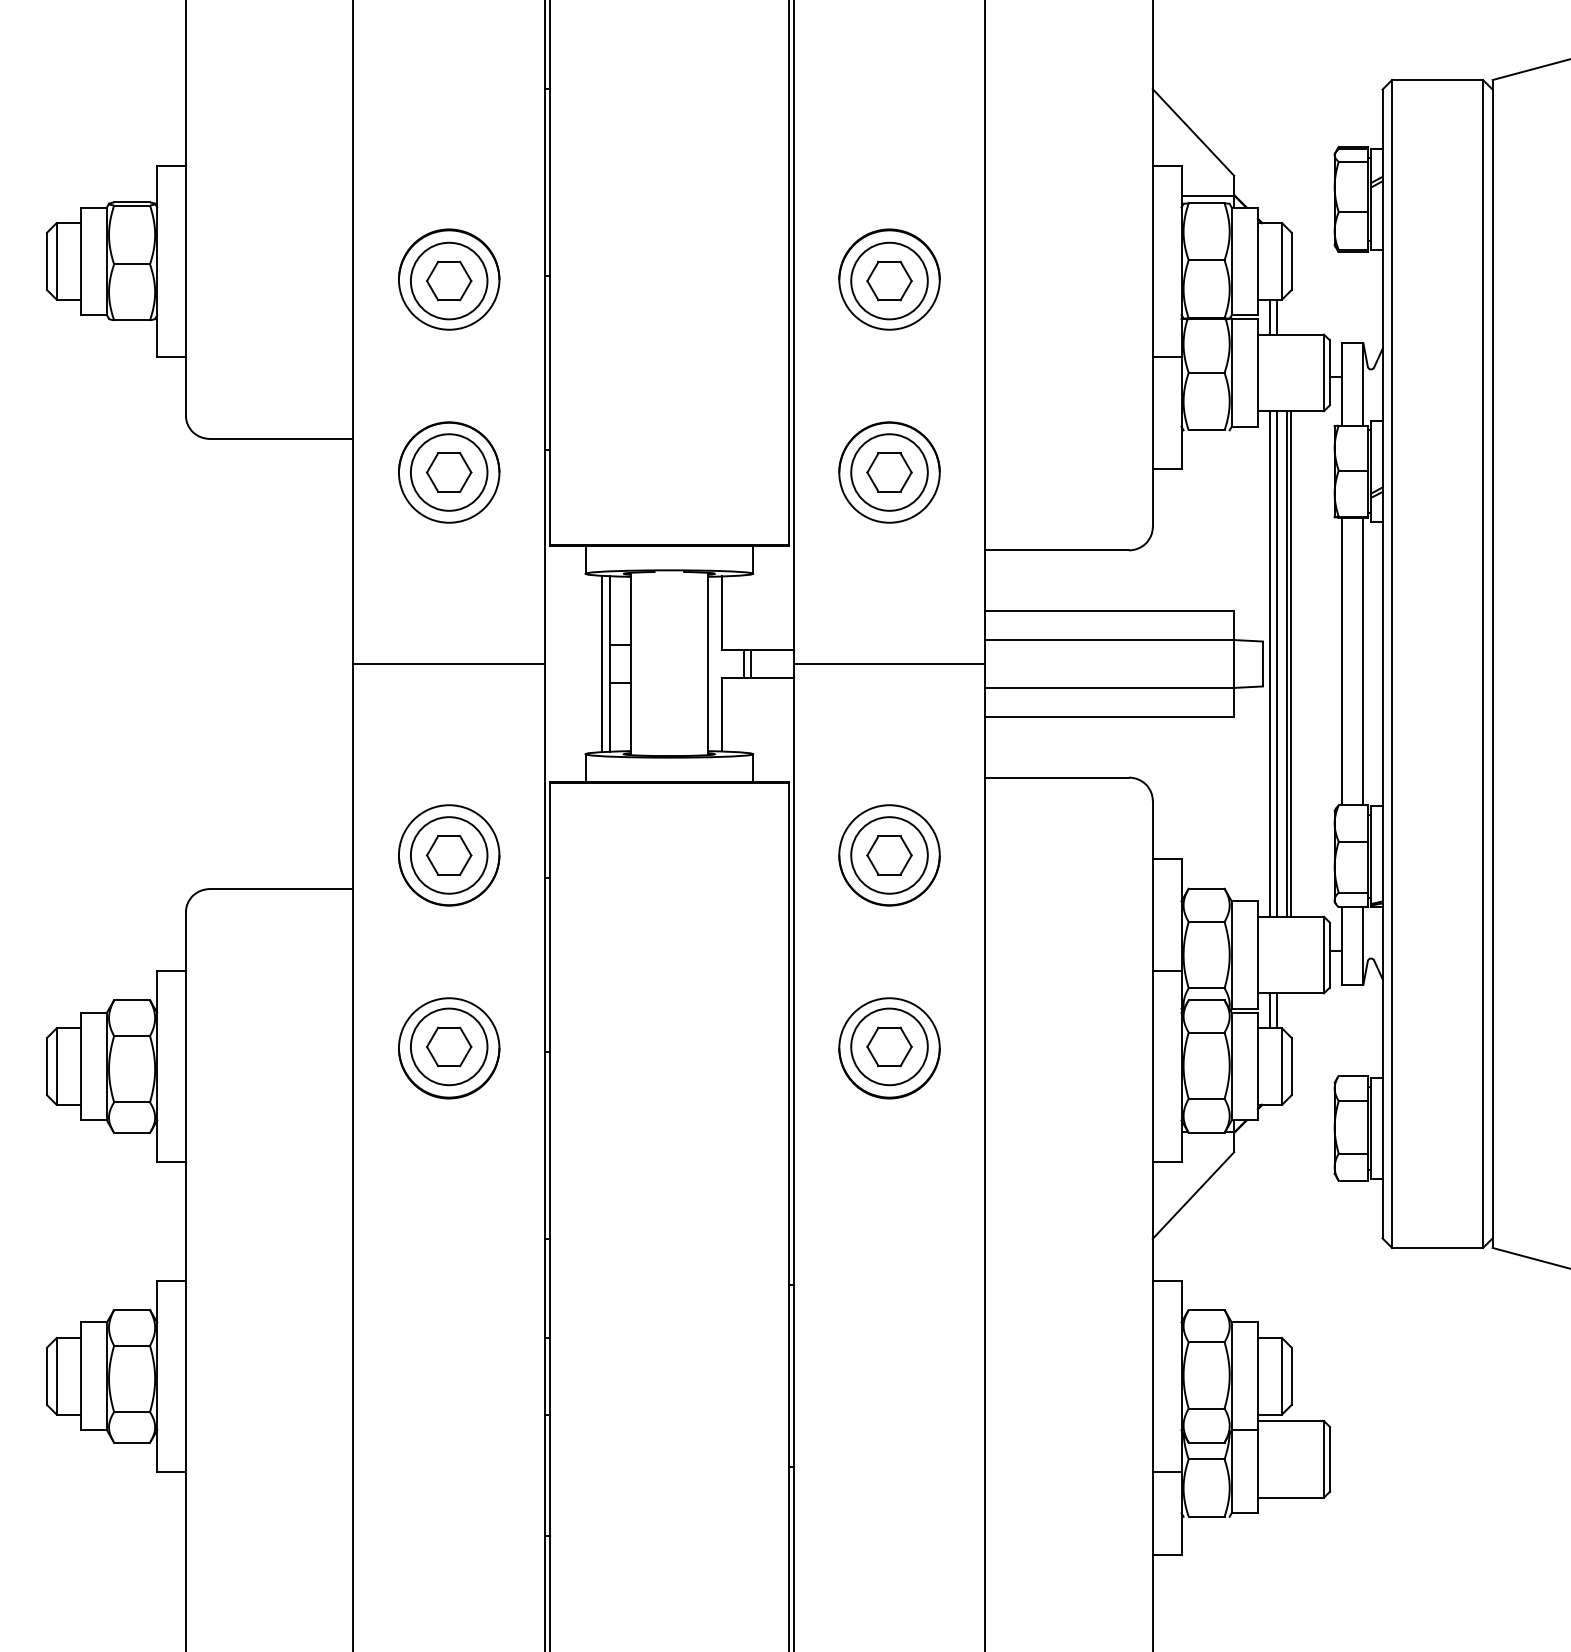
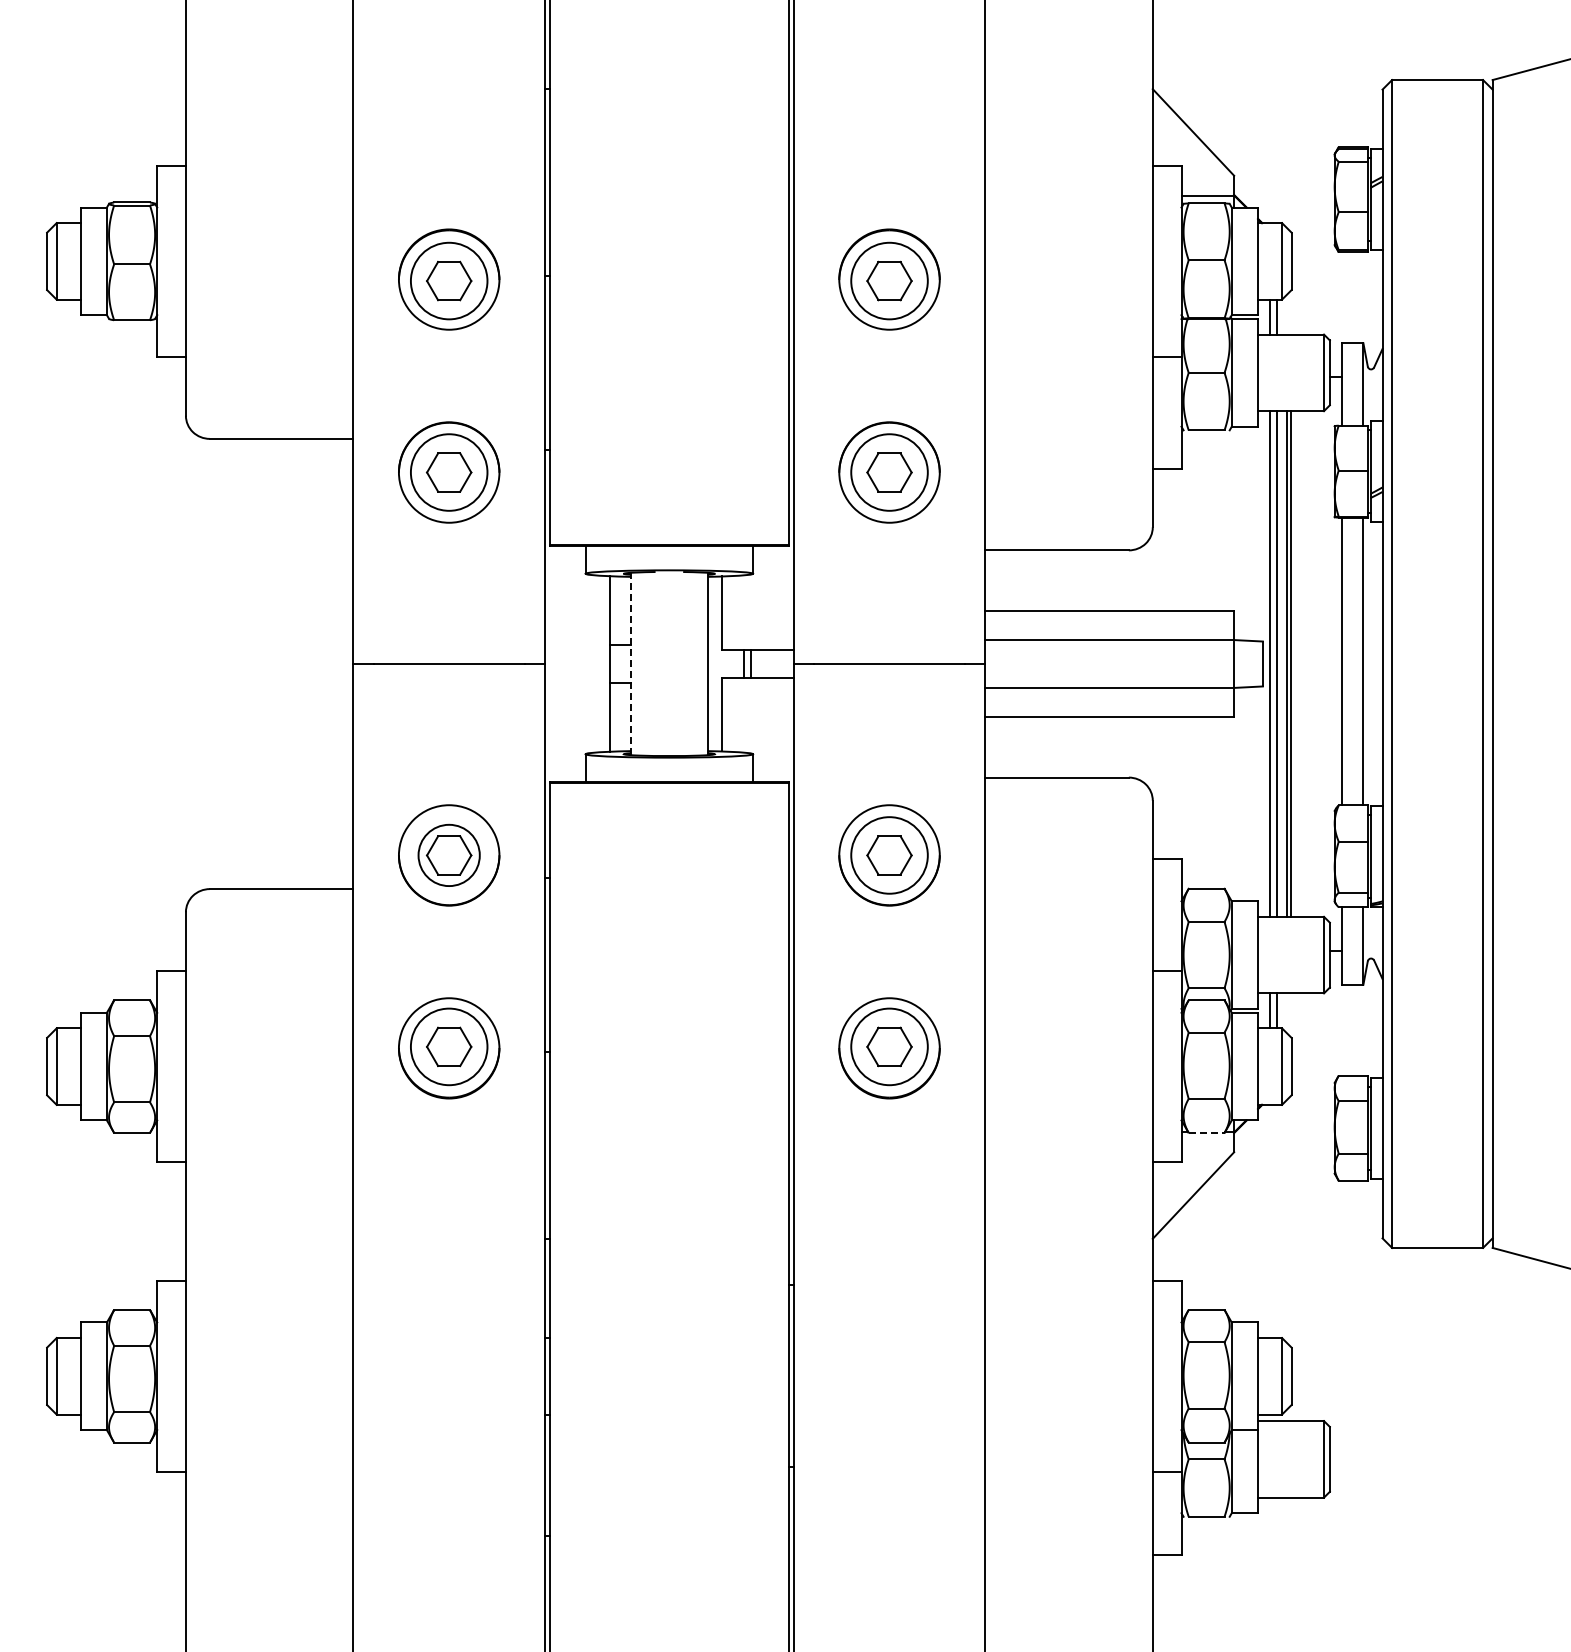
line: present -> none (602, 663)
line: solid -> dashed (631, 663)
circle diameter: 77 px -> 61 px (448, 855)
line: solid -> dashed (1206, 1132)
